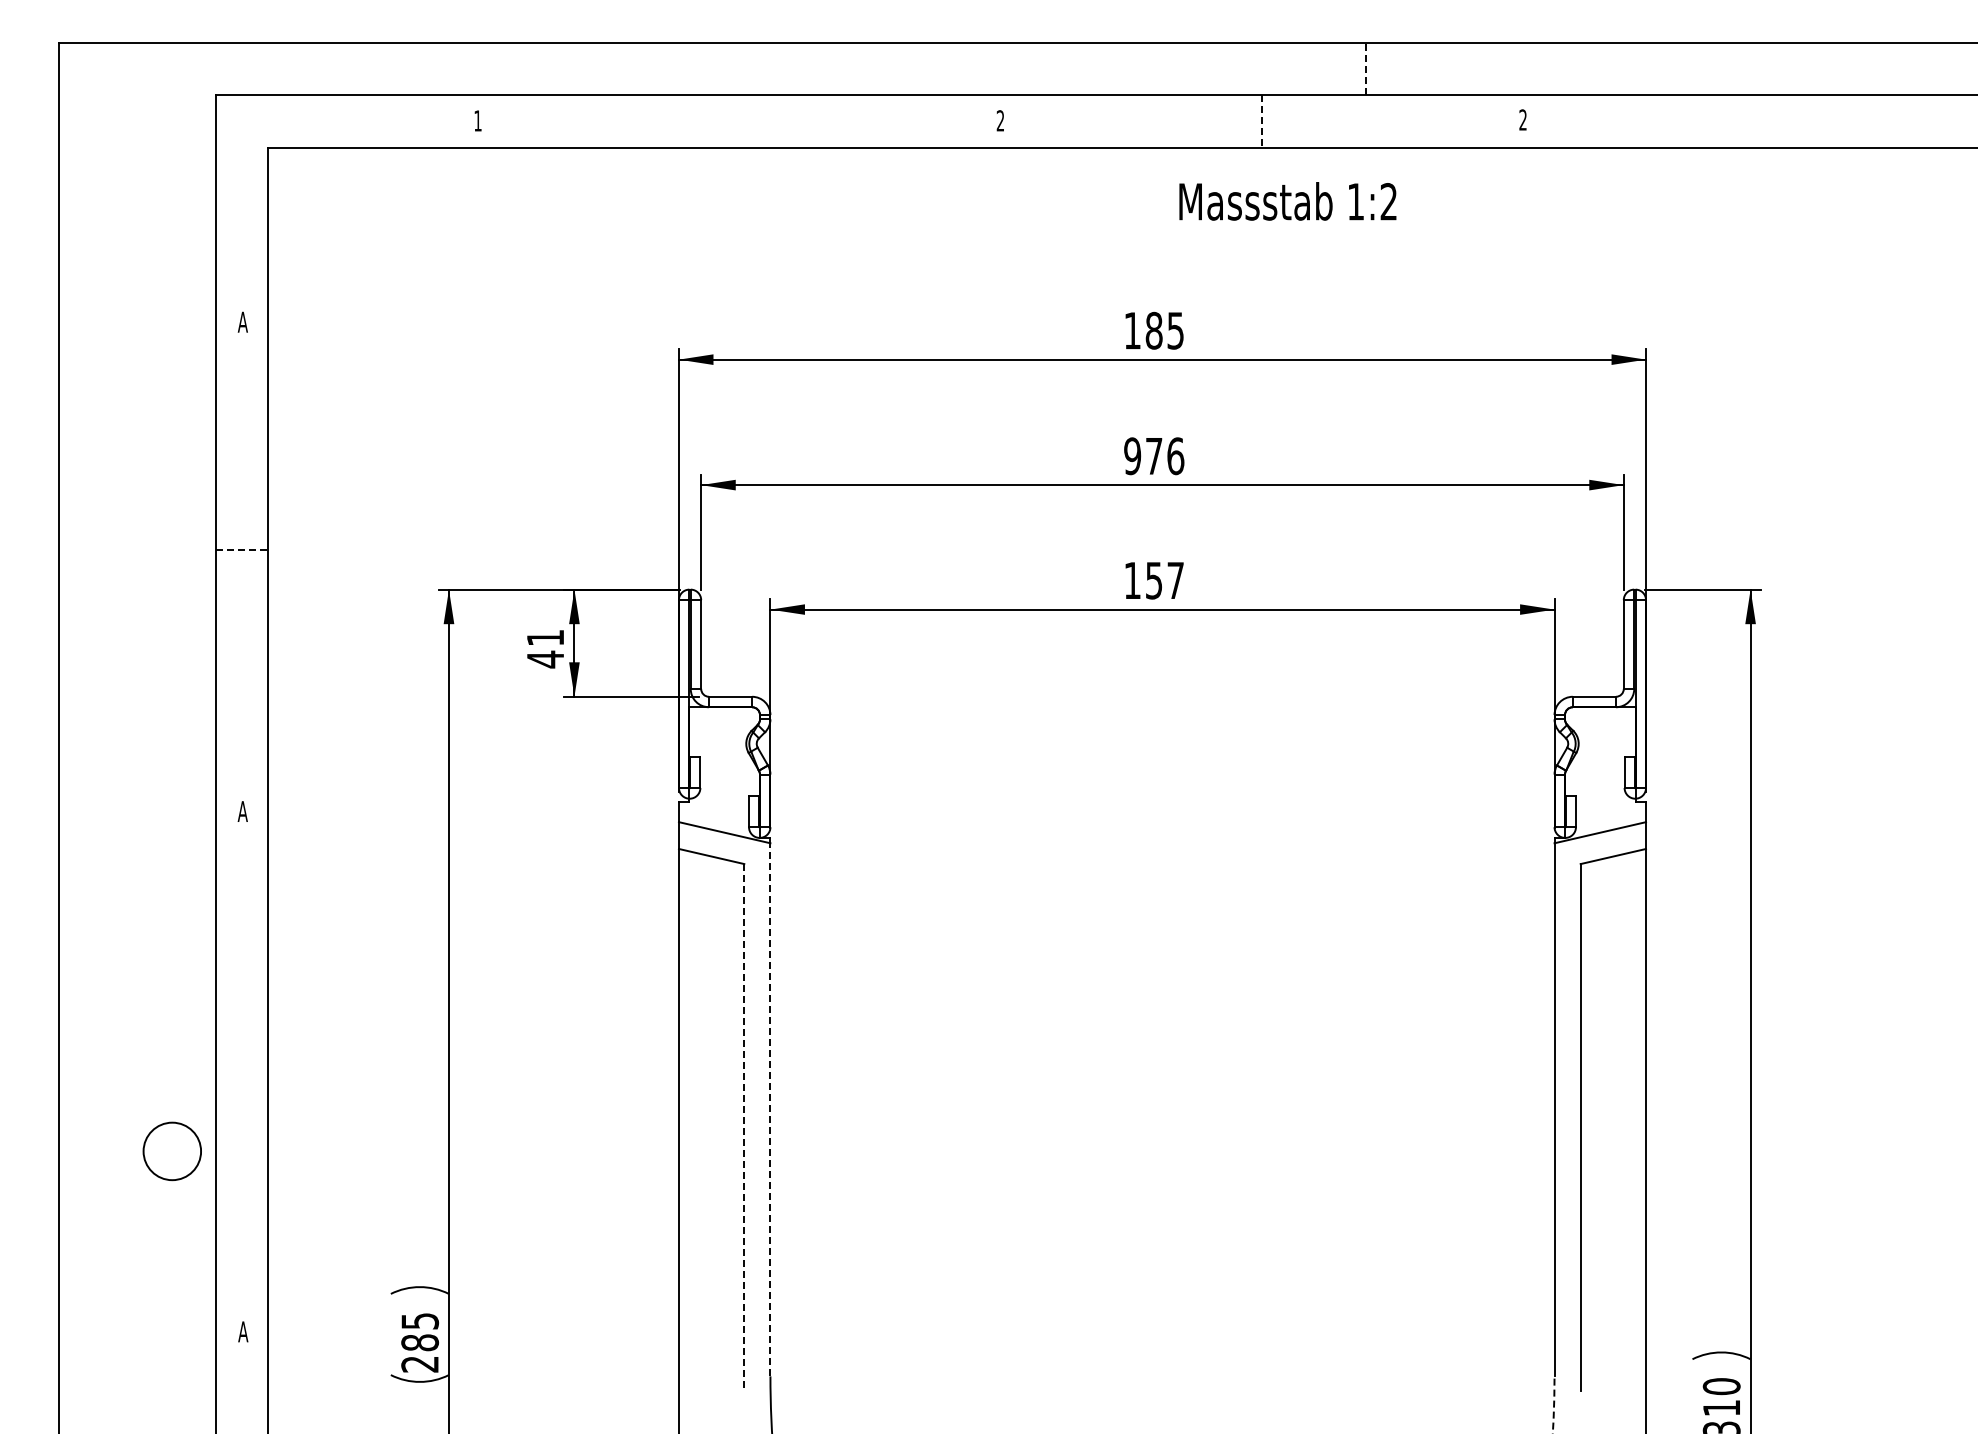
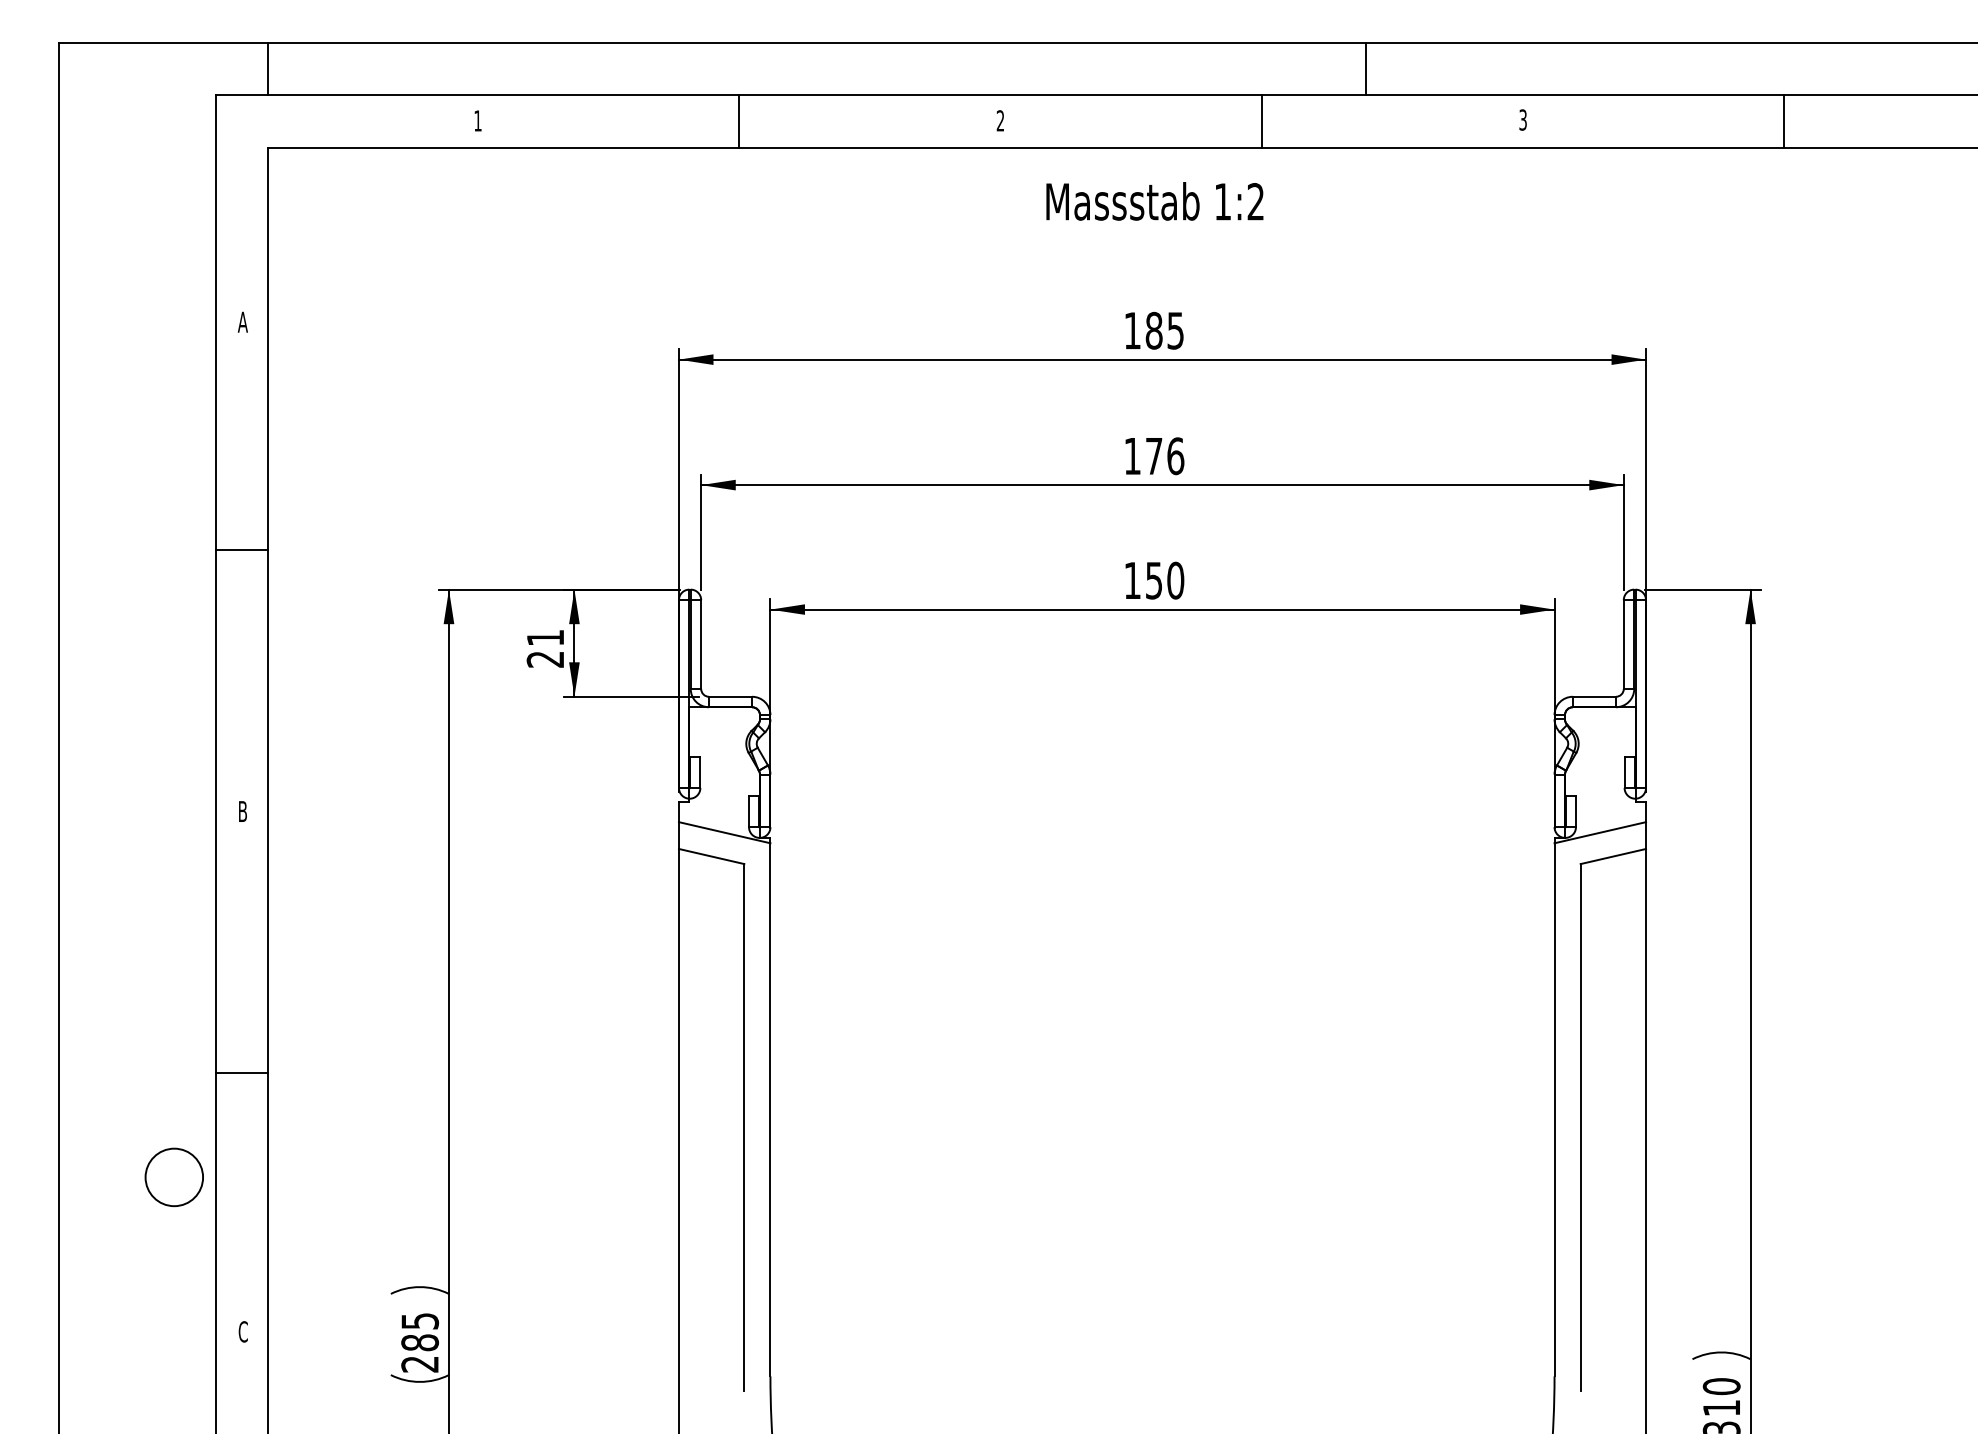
line: dashed -> solid (1366, 68)
line: none -> present (268, 69)
text: 2 -> 3 (1522, 119)
line: none -> present (738, 121)
line: dashed -> solid (1261, 121)
line: none -> present (1784, 121)
text position: (1287, 201) -> (1154, 201) (1154, 201)
text: 976 -> 176 (1132, 456)
line: dashed -> solid (242, 550)
text: 157 -> 150 (1175, 580)
text: 41 -> 21 (544, 659)
text: A -> B (242, 811)
line: none -> present (242, 1072)
line: dashed -> solid (770, 1109)
line: dashed -> solid (744, 1127)
circle position: (171, 1151) -> (173, 1177) (173, 1177)
text: A -> C (243, 1331)
arc: dashed -> solid (1554, 1404)
